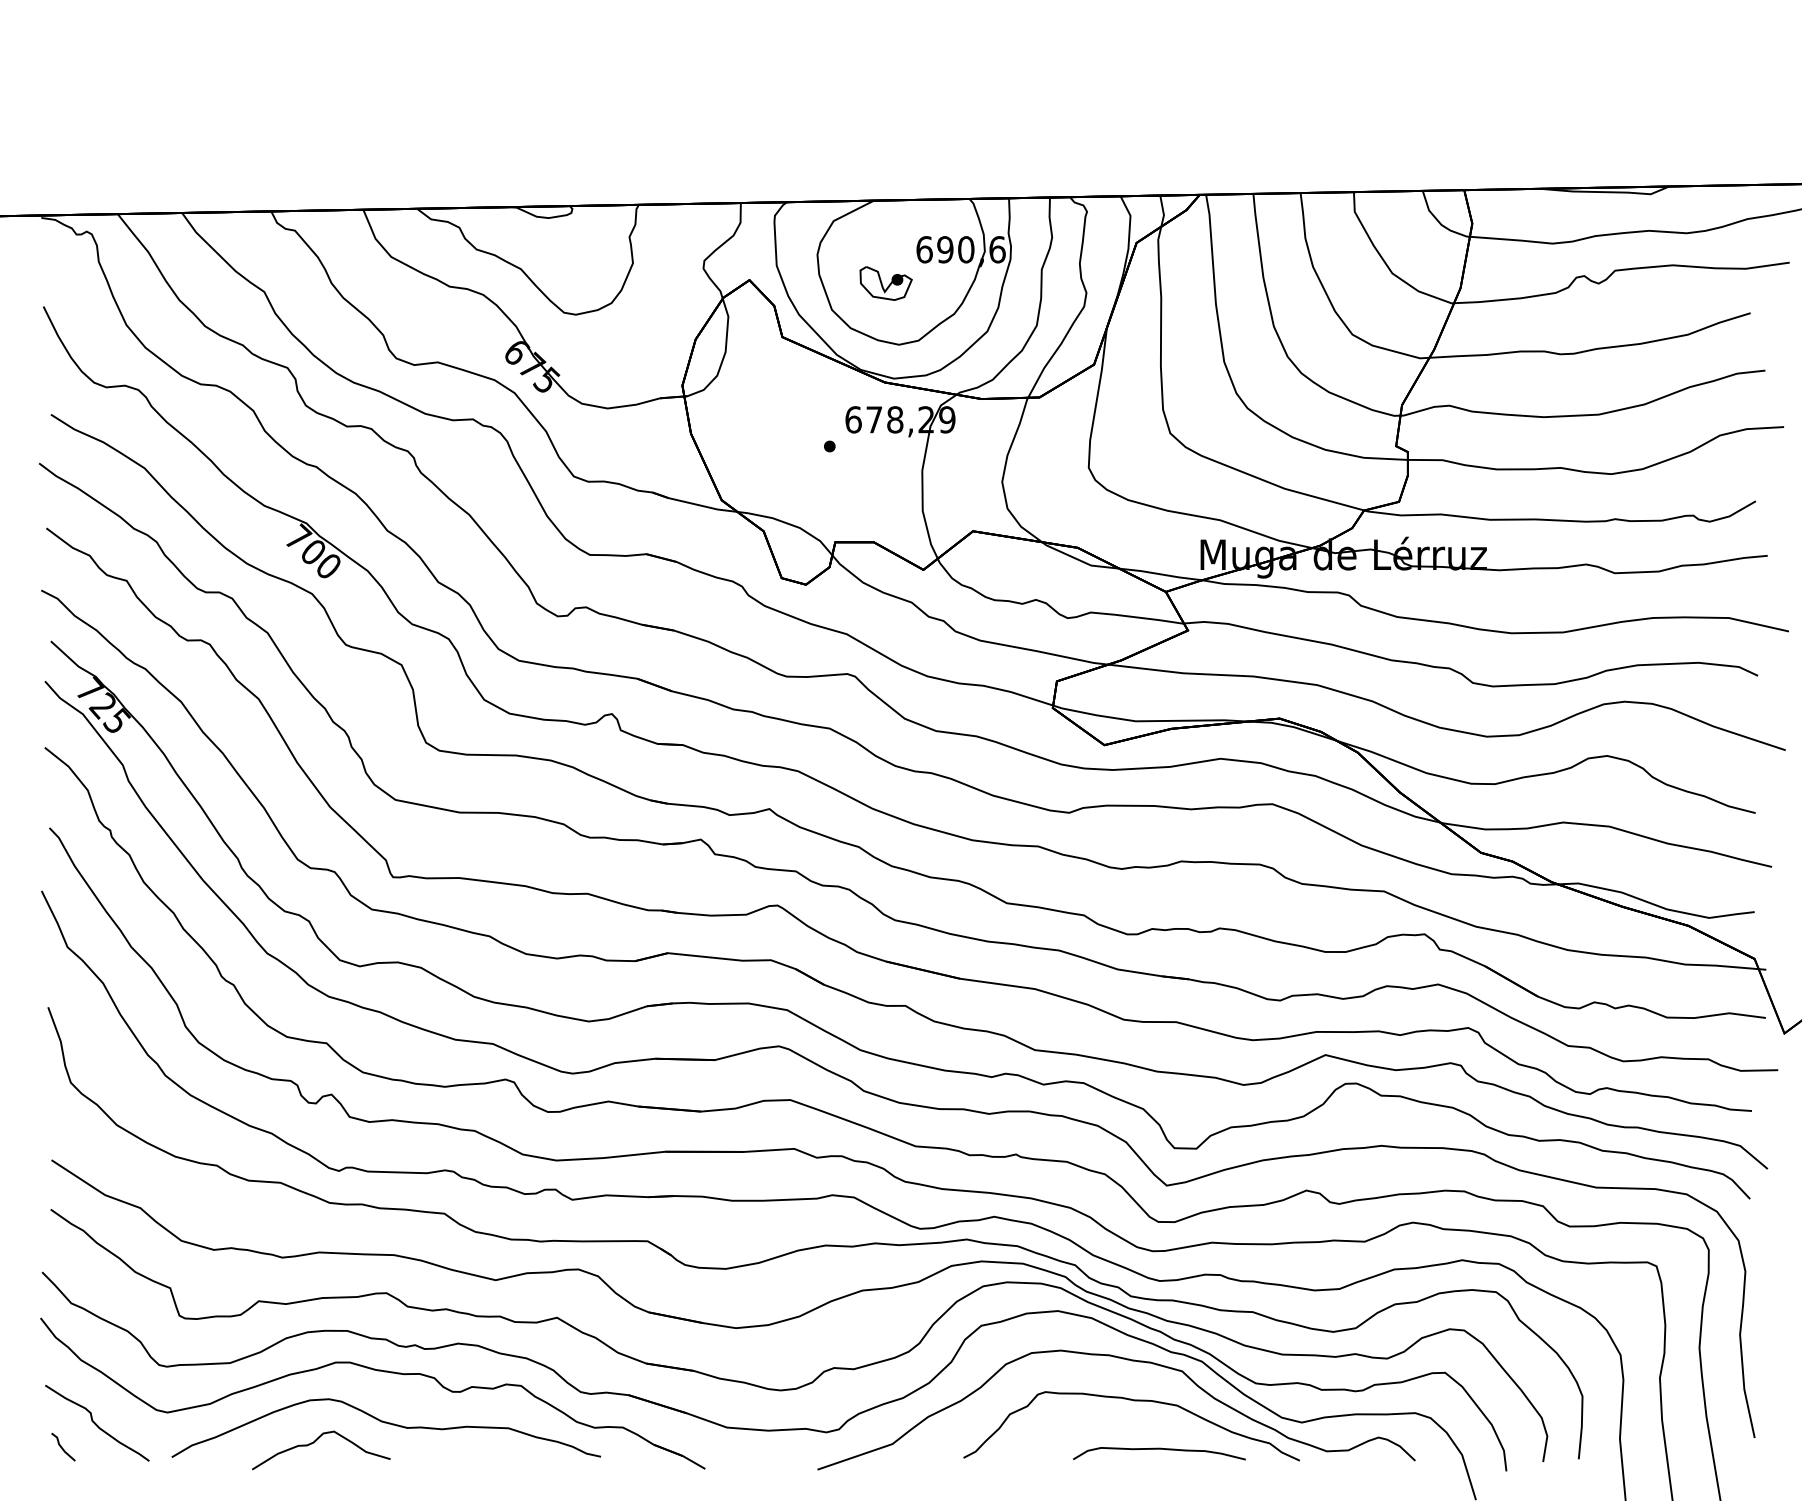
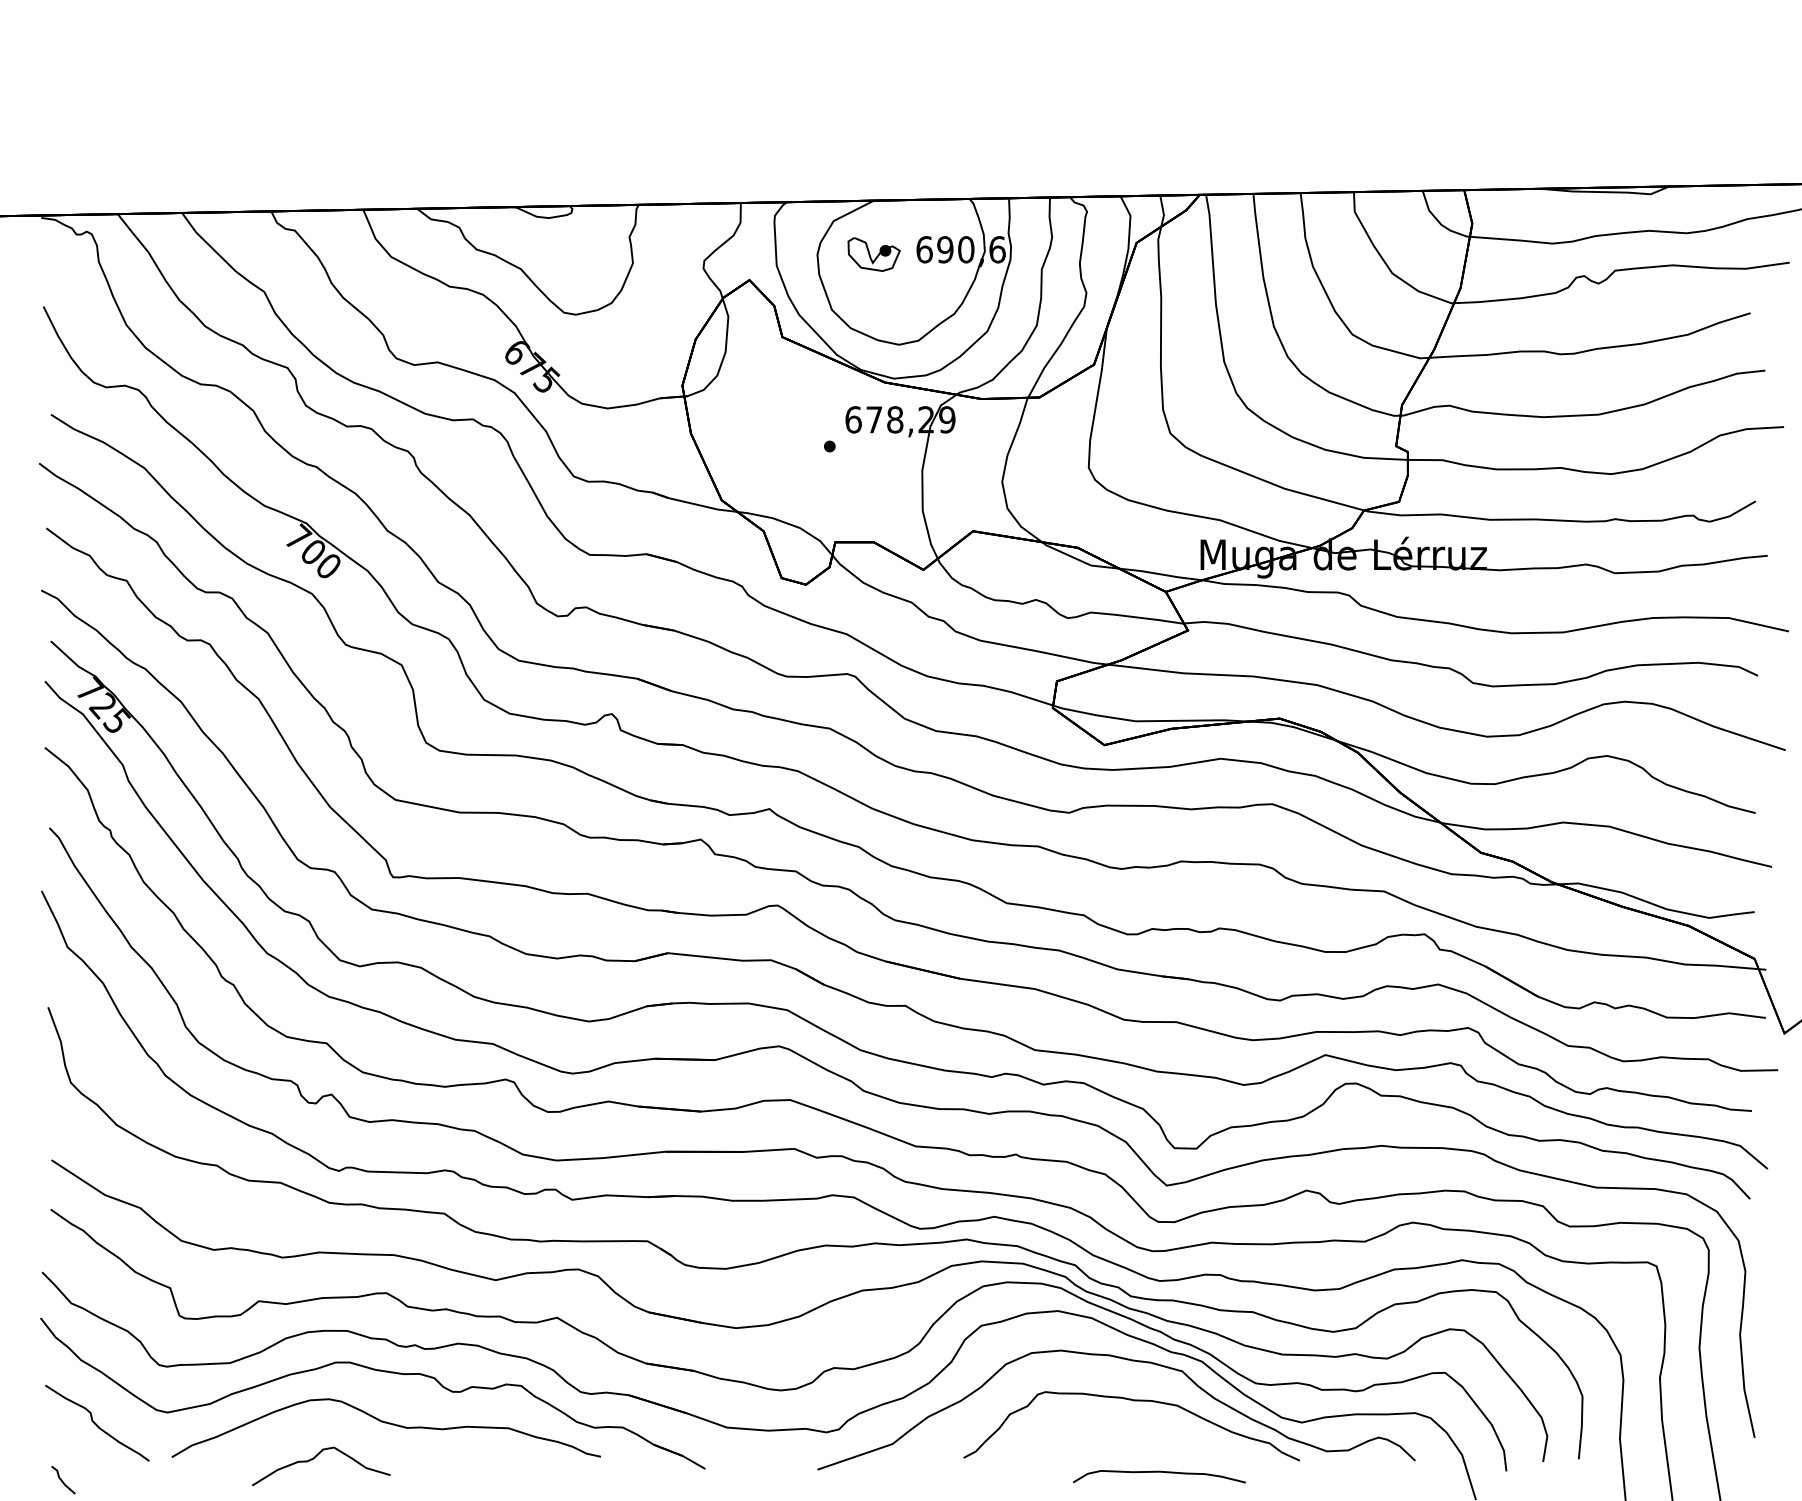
part position: (885, 283) -> (873, 254) (873, 254)
curve position: (315, 1442) -> (315, 1458) (315, 1458)
line position: (62, 1447) -> (62, 1480) (62, 1480)
curve position: (1159, 1449) -> (1159, 1472) (1159, 1472)
